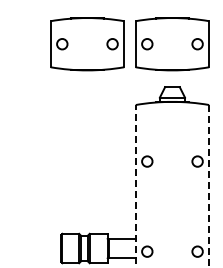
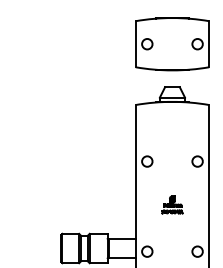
part: present -> none (87, 44)
line: dashed -> solid (135, 185)
line: dashed -> solid (209, 186)
part: none -> present (172, 204)
